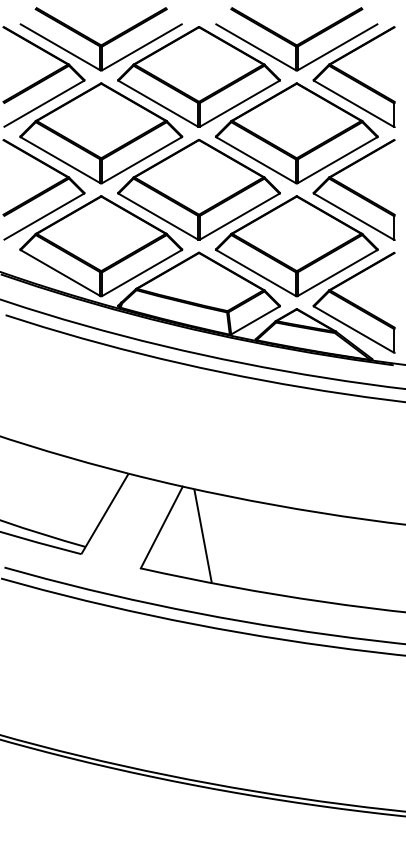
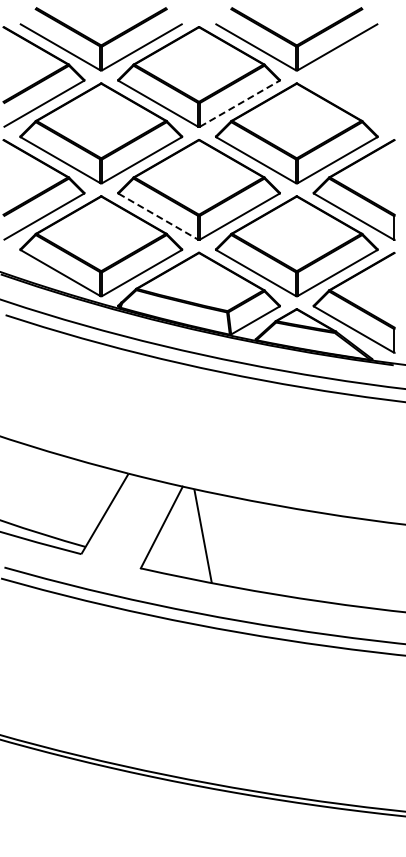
part: present -> none (353, 76)
line: solid -> dashed (239, 103)
line: solid -> dashed (158, 216)
